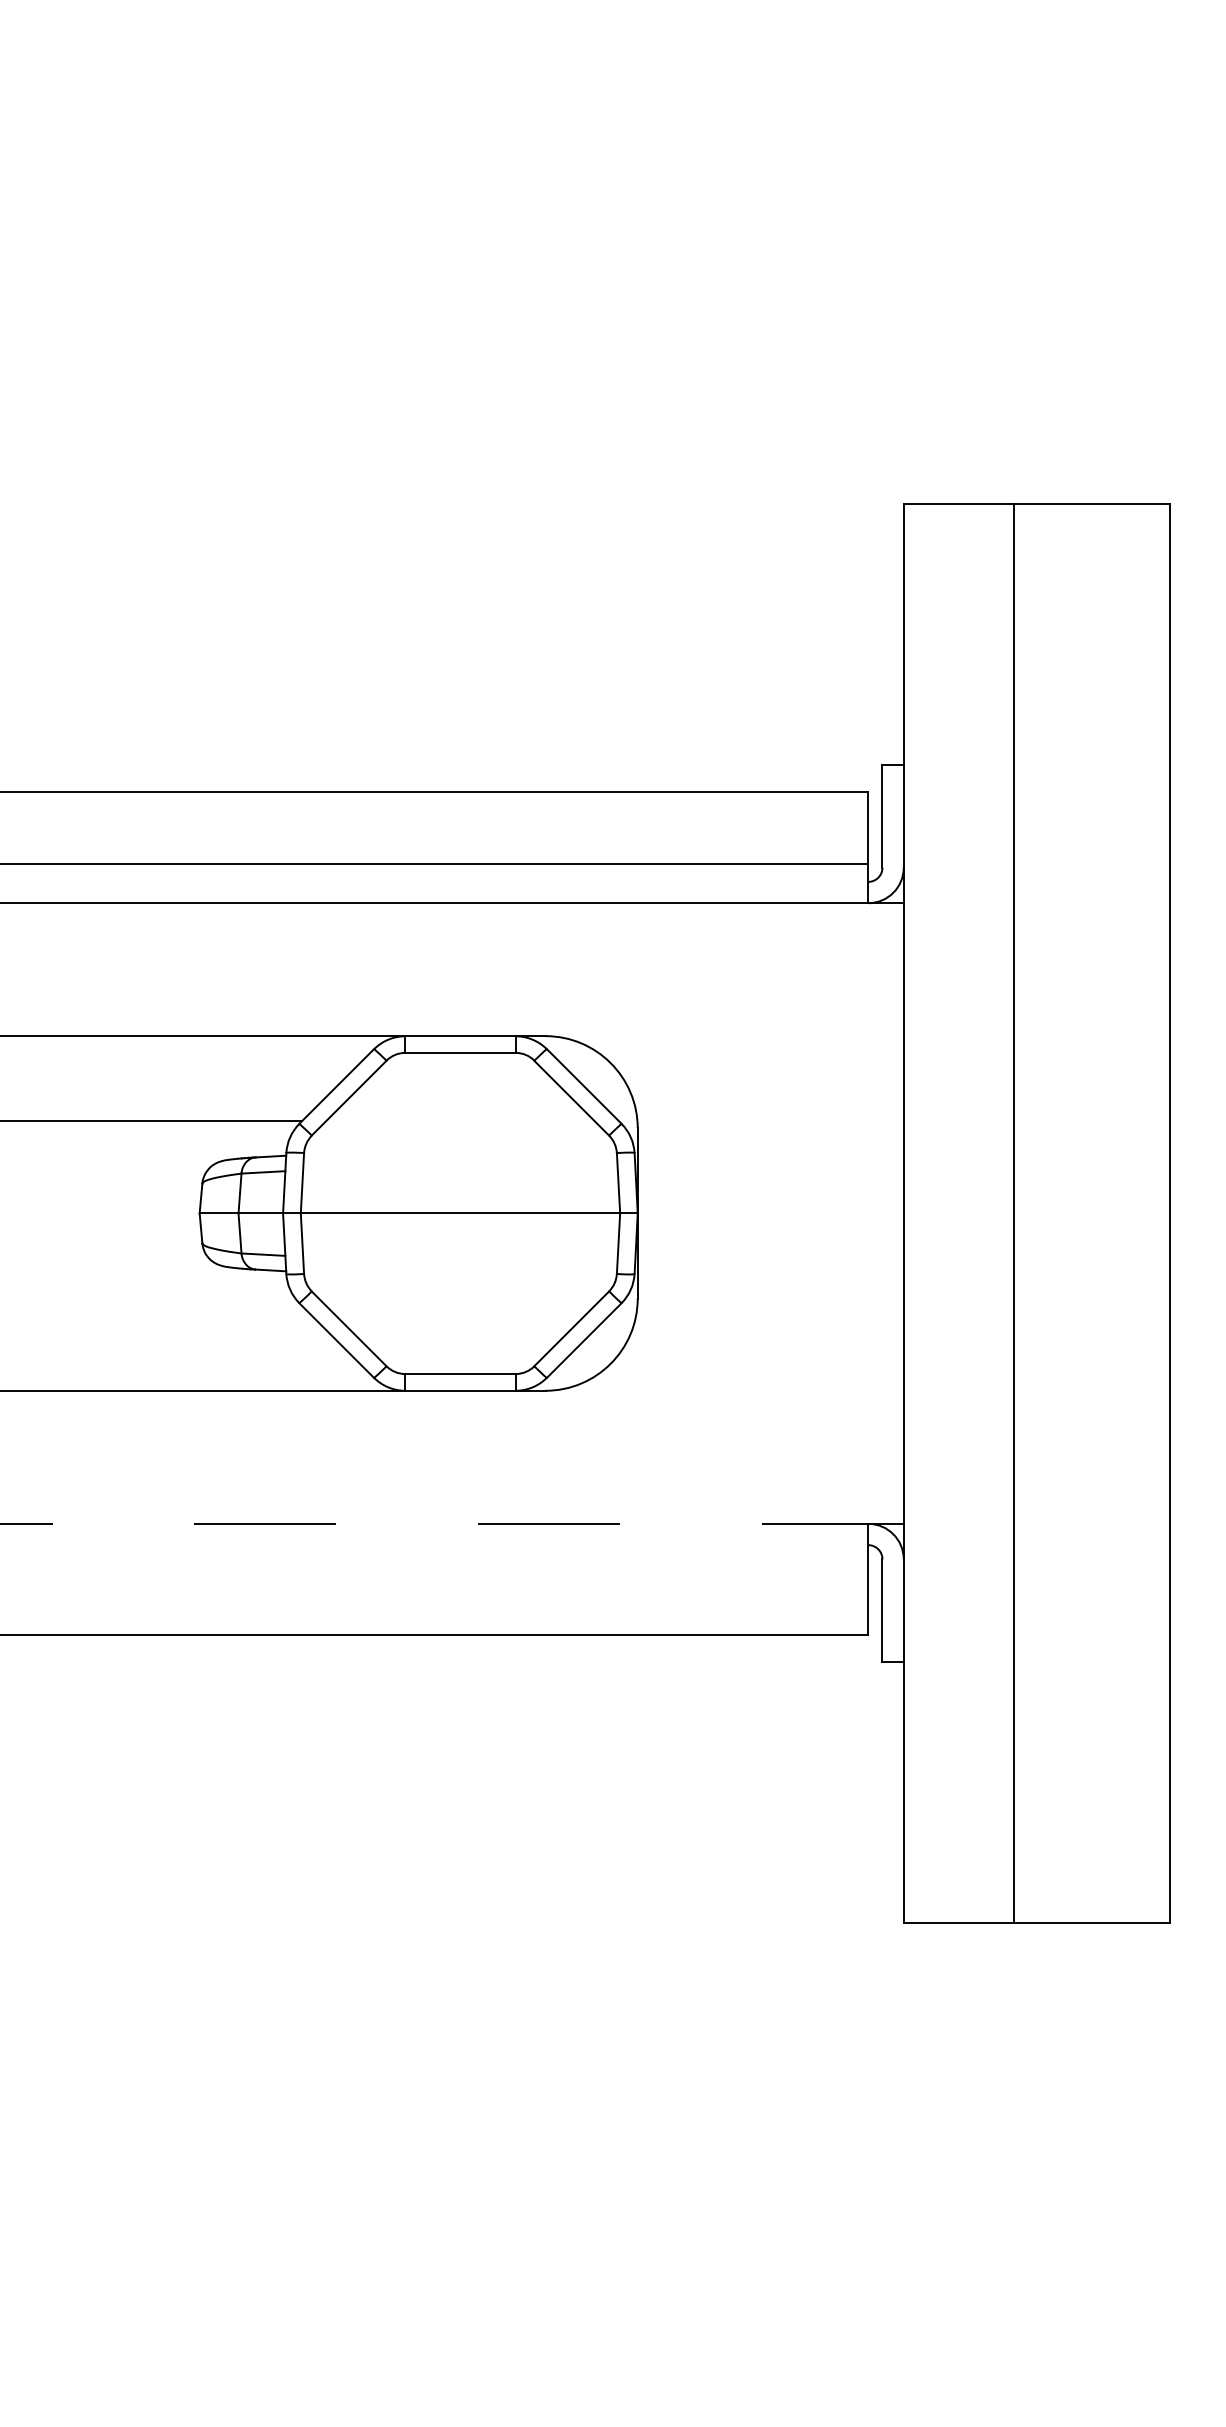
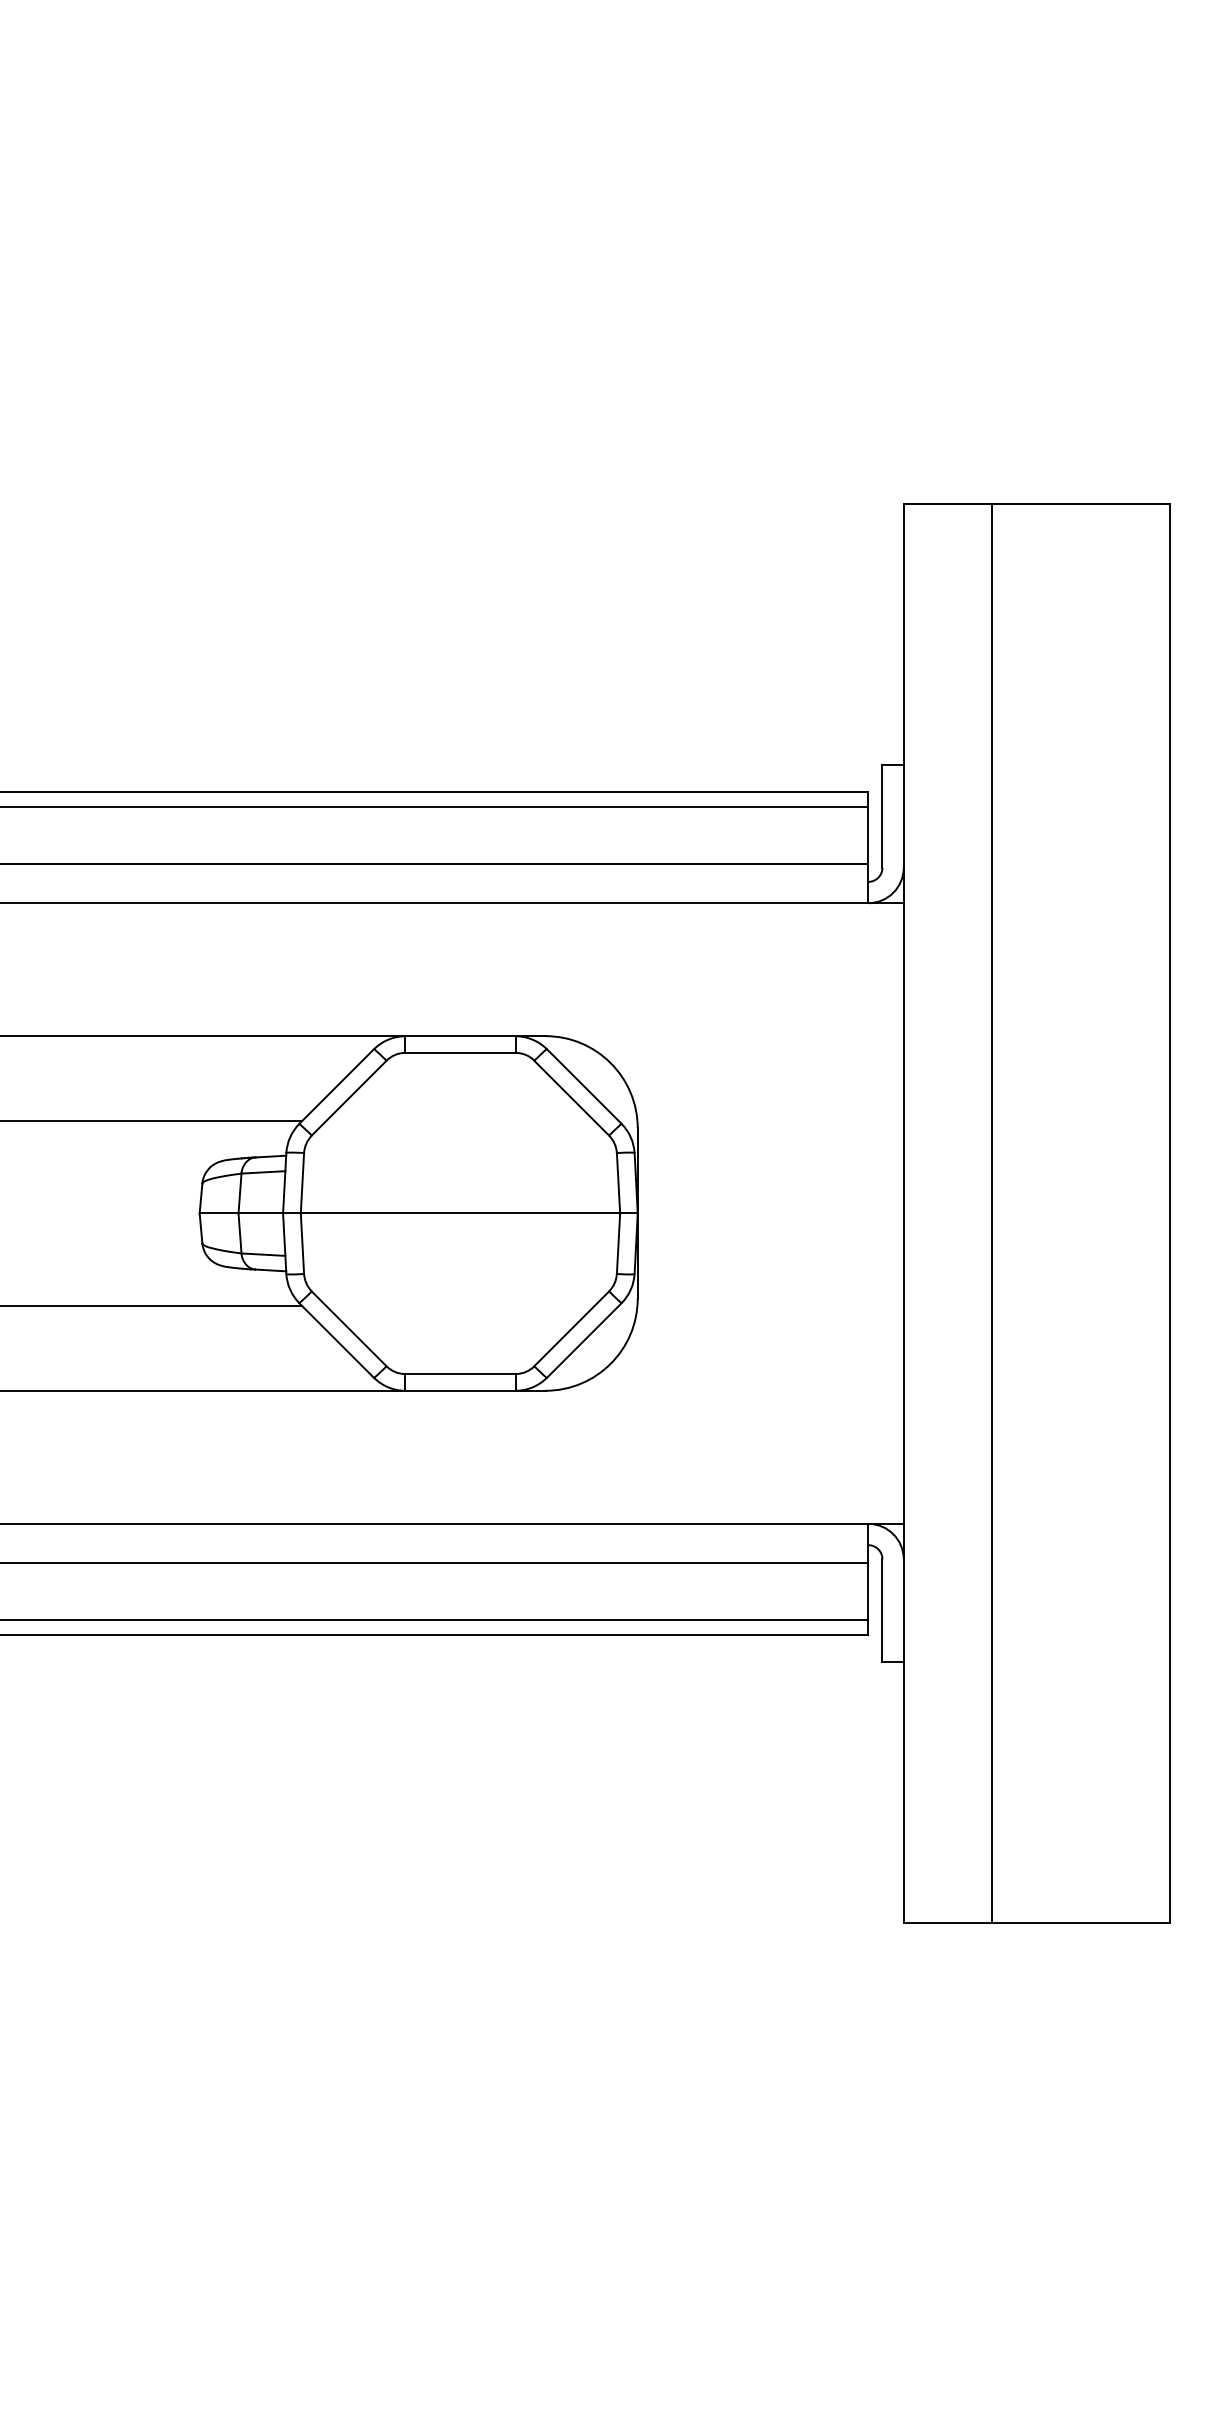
line: none -> present (435, 807)
line position: (1014, 1213) -> (992, 1213) (992, 1213)
line: none -> present (151, 1305)
line: dashed -> solid (451, 1523)
line: none -> present (435, 1563)
line: none -> present (435, 1619)
